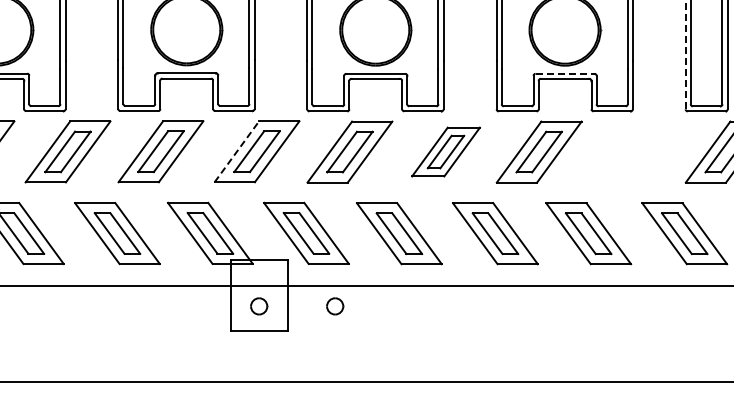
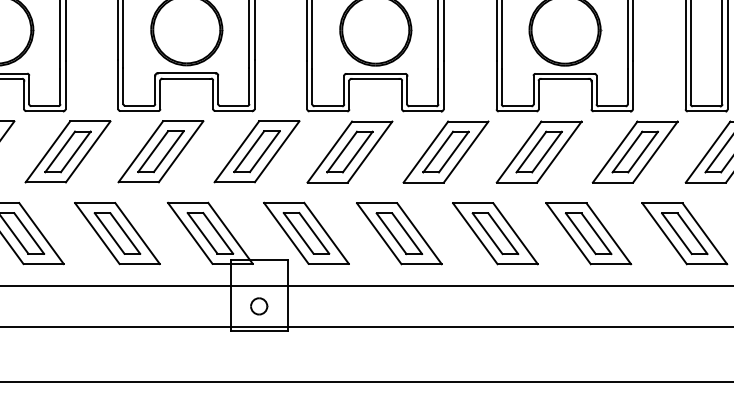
line: dashed -> solid (685, 54)
line: dashed -> solid (565, 73)
line: dashed -> solid (236, 151)
part size: 70x52 px -> 88x64 px (445, 151)
part: none -> present (634, 151)
part: present -> none (335, 306)
line: none -> present (366, 326)
